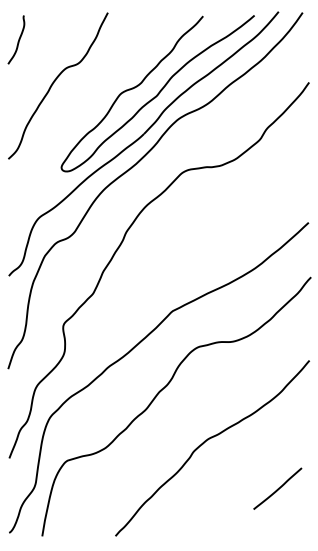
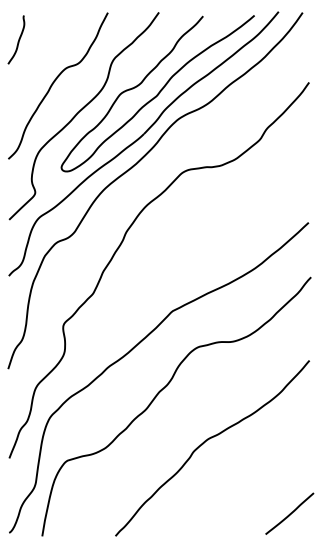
curve: none -> present (79, 112)
line position: (277, 488) -> (289, 513) (289, 513)
